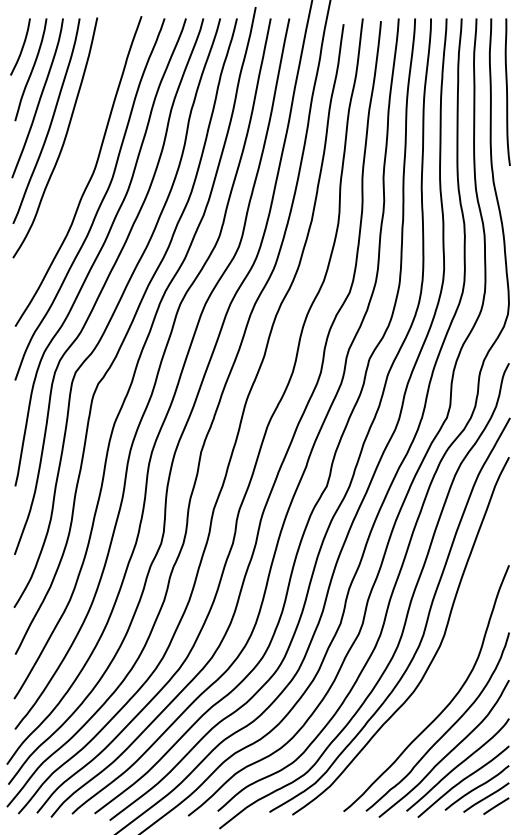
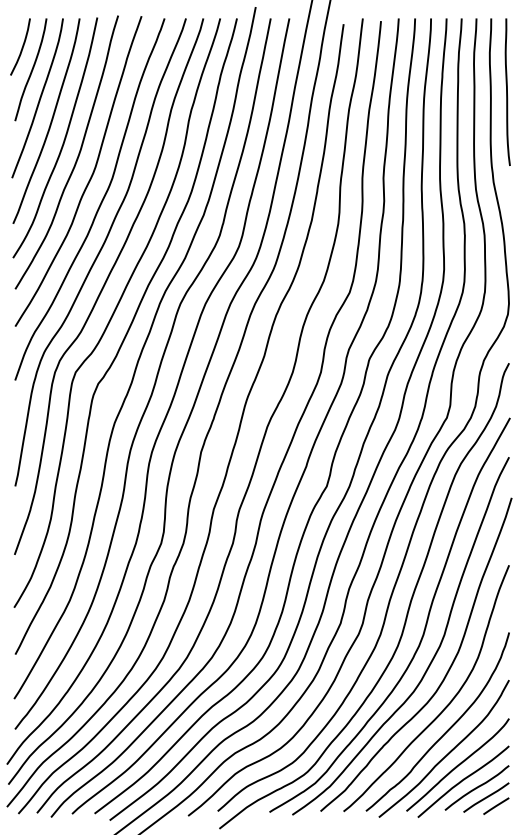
curve: none -> present (77, 155)
curve: none -> present (447, 670)
